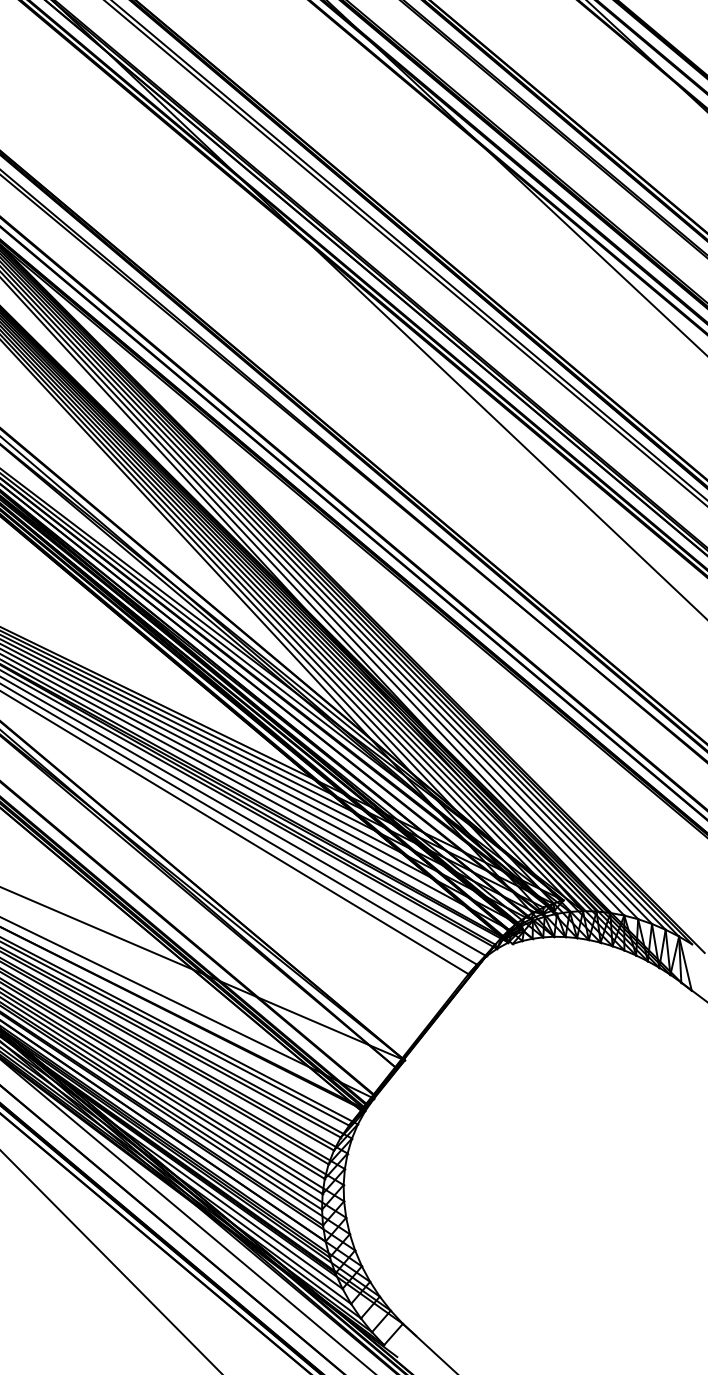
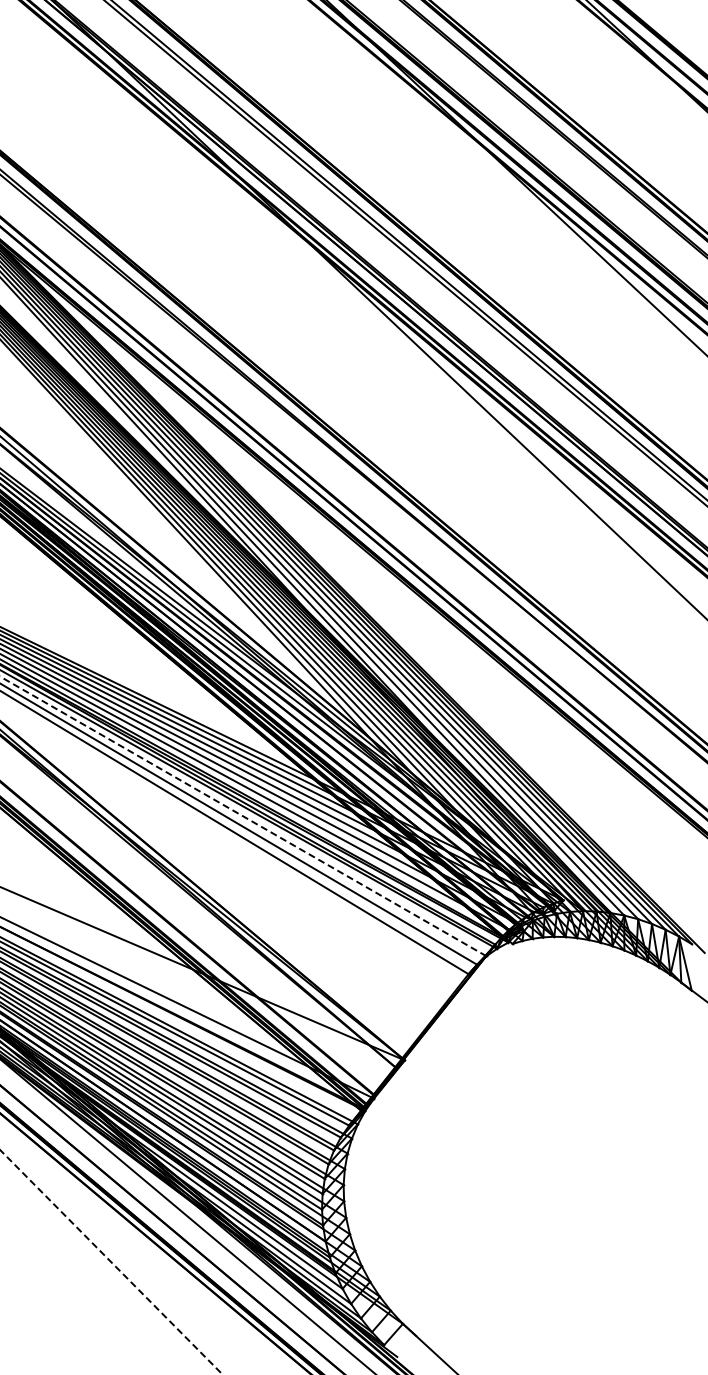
line: solid -> dashed (243, 816)
line: solid -> dashed (111, 1262)
